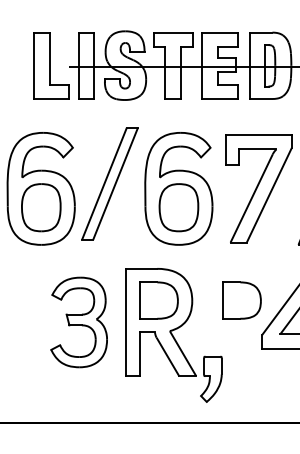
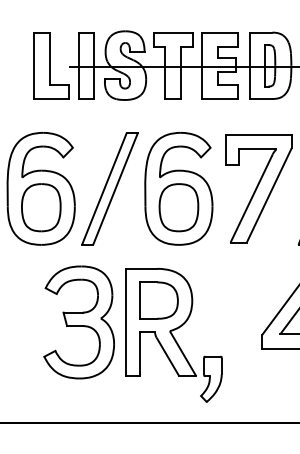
part position: (109, 183) -> (109, 188) (109, 188)
part: present -> none (241, 300)
part size: 58x93 px -> 72x115 px (78, 322)
